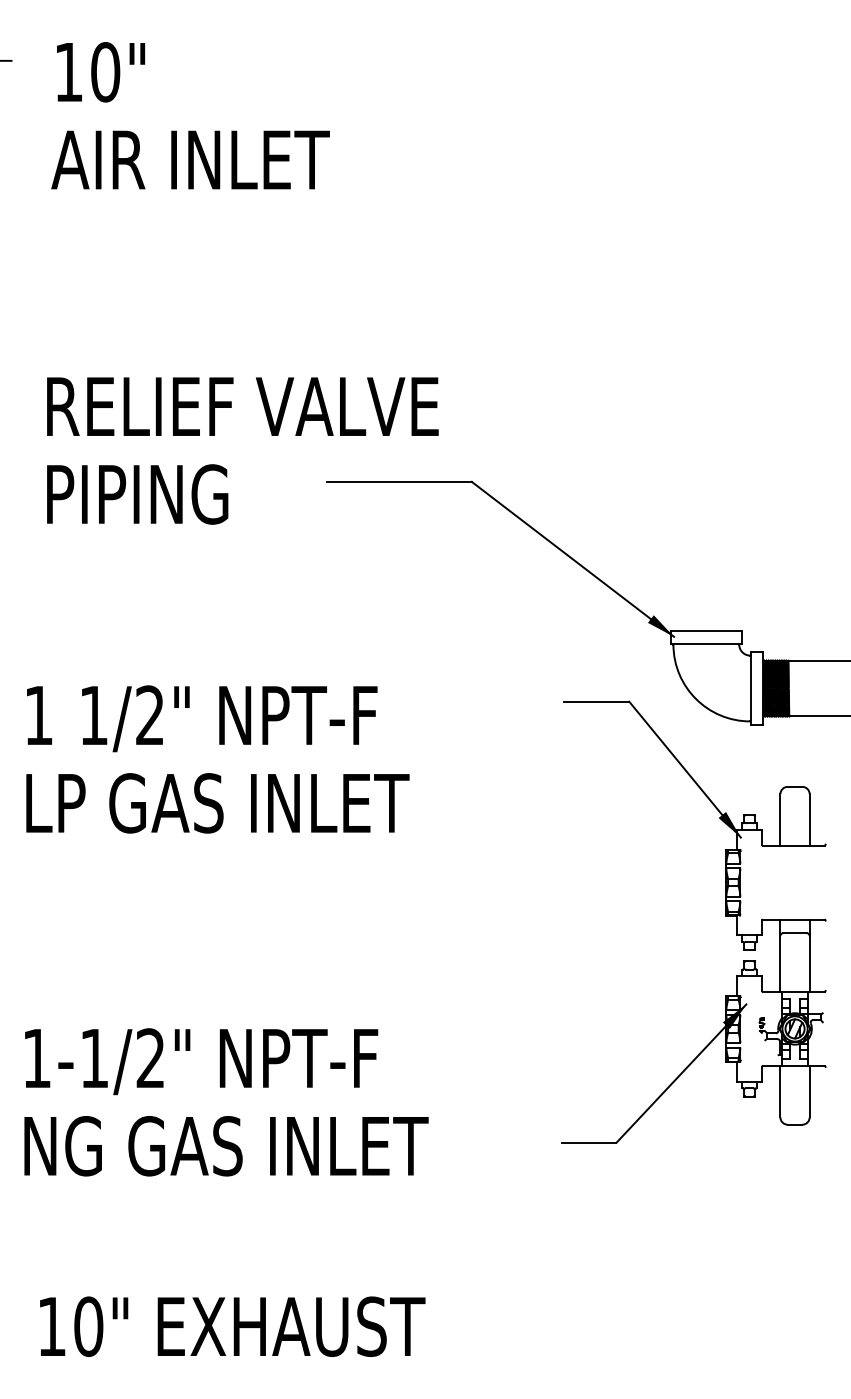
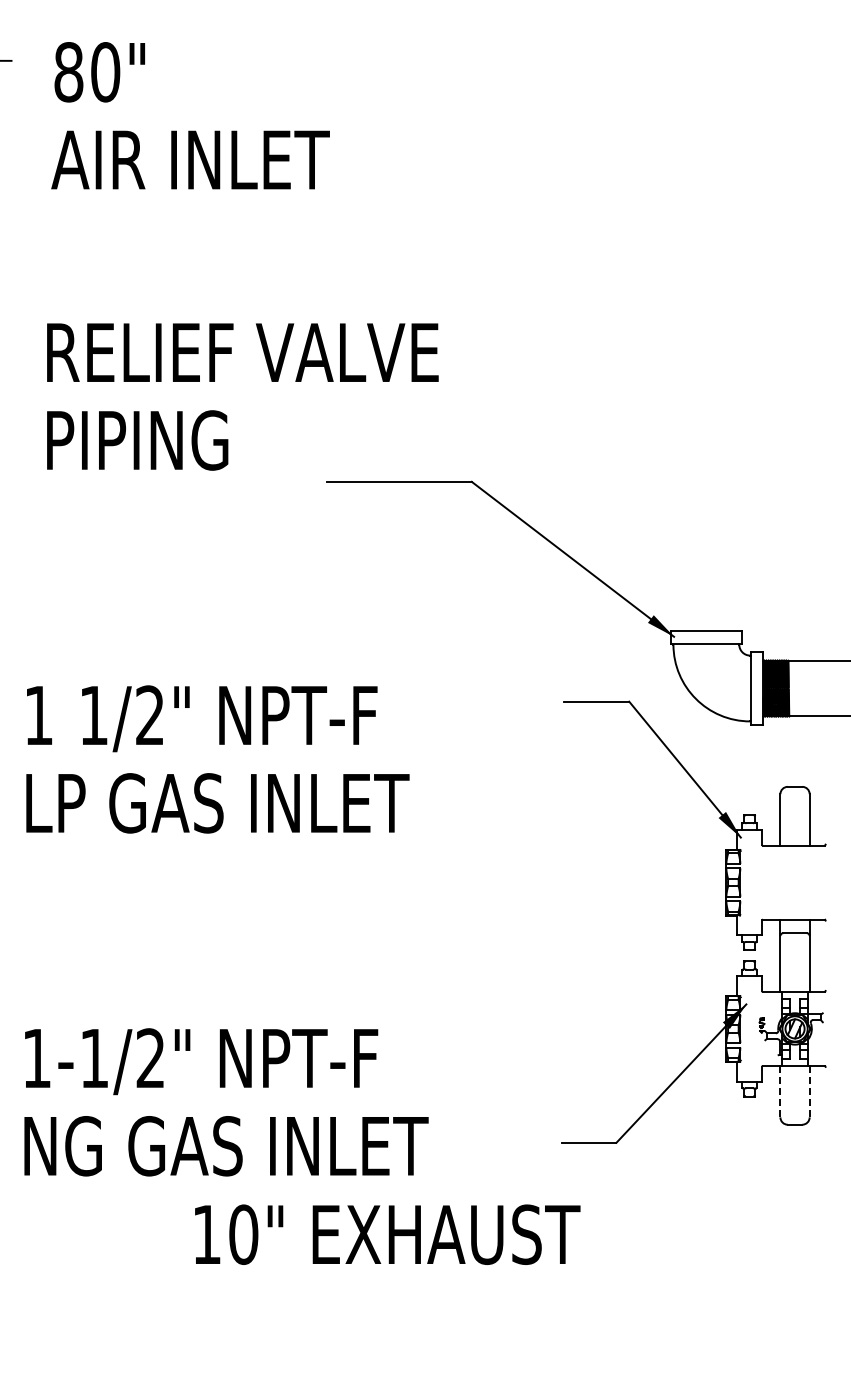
text: 10" -> 80" (68, 72)
text position: (242, 450) -> (242, 396) (242, 396)
line: solid -> dashed (780, 1091)
line: solid -> dashed (809, 1091)
text position: (232, 1326) -> (387, 1234) (387, 1234)
